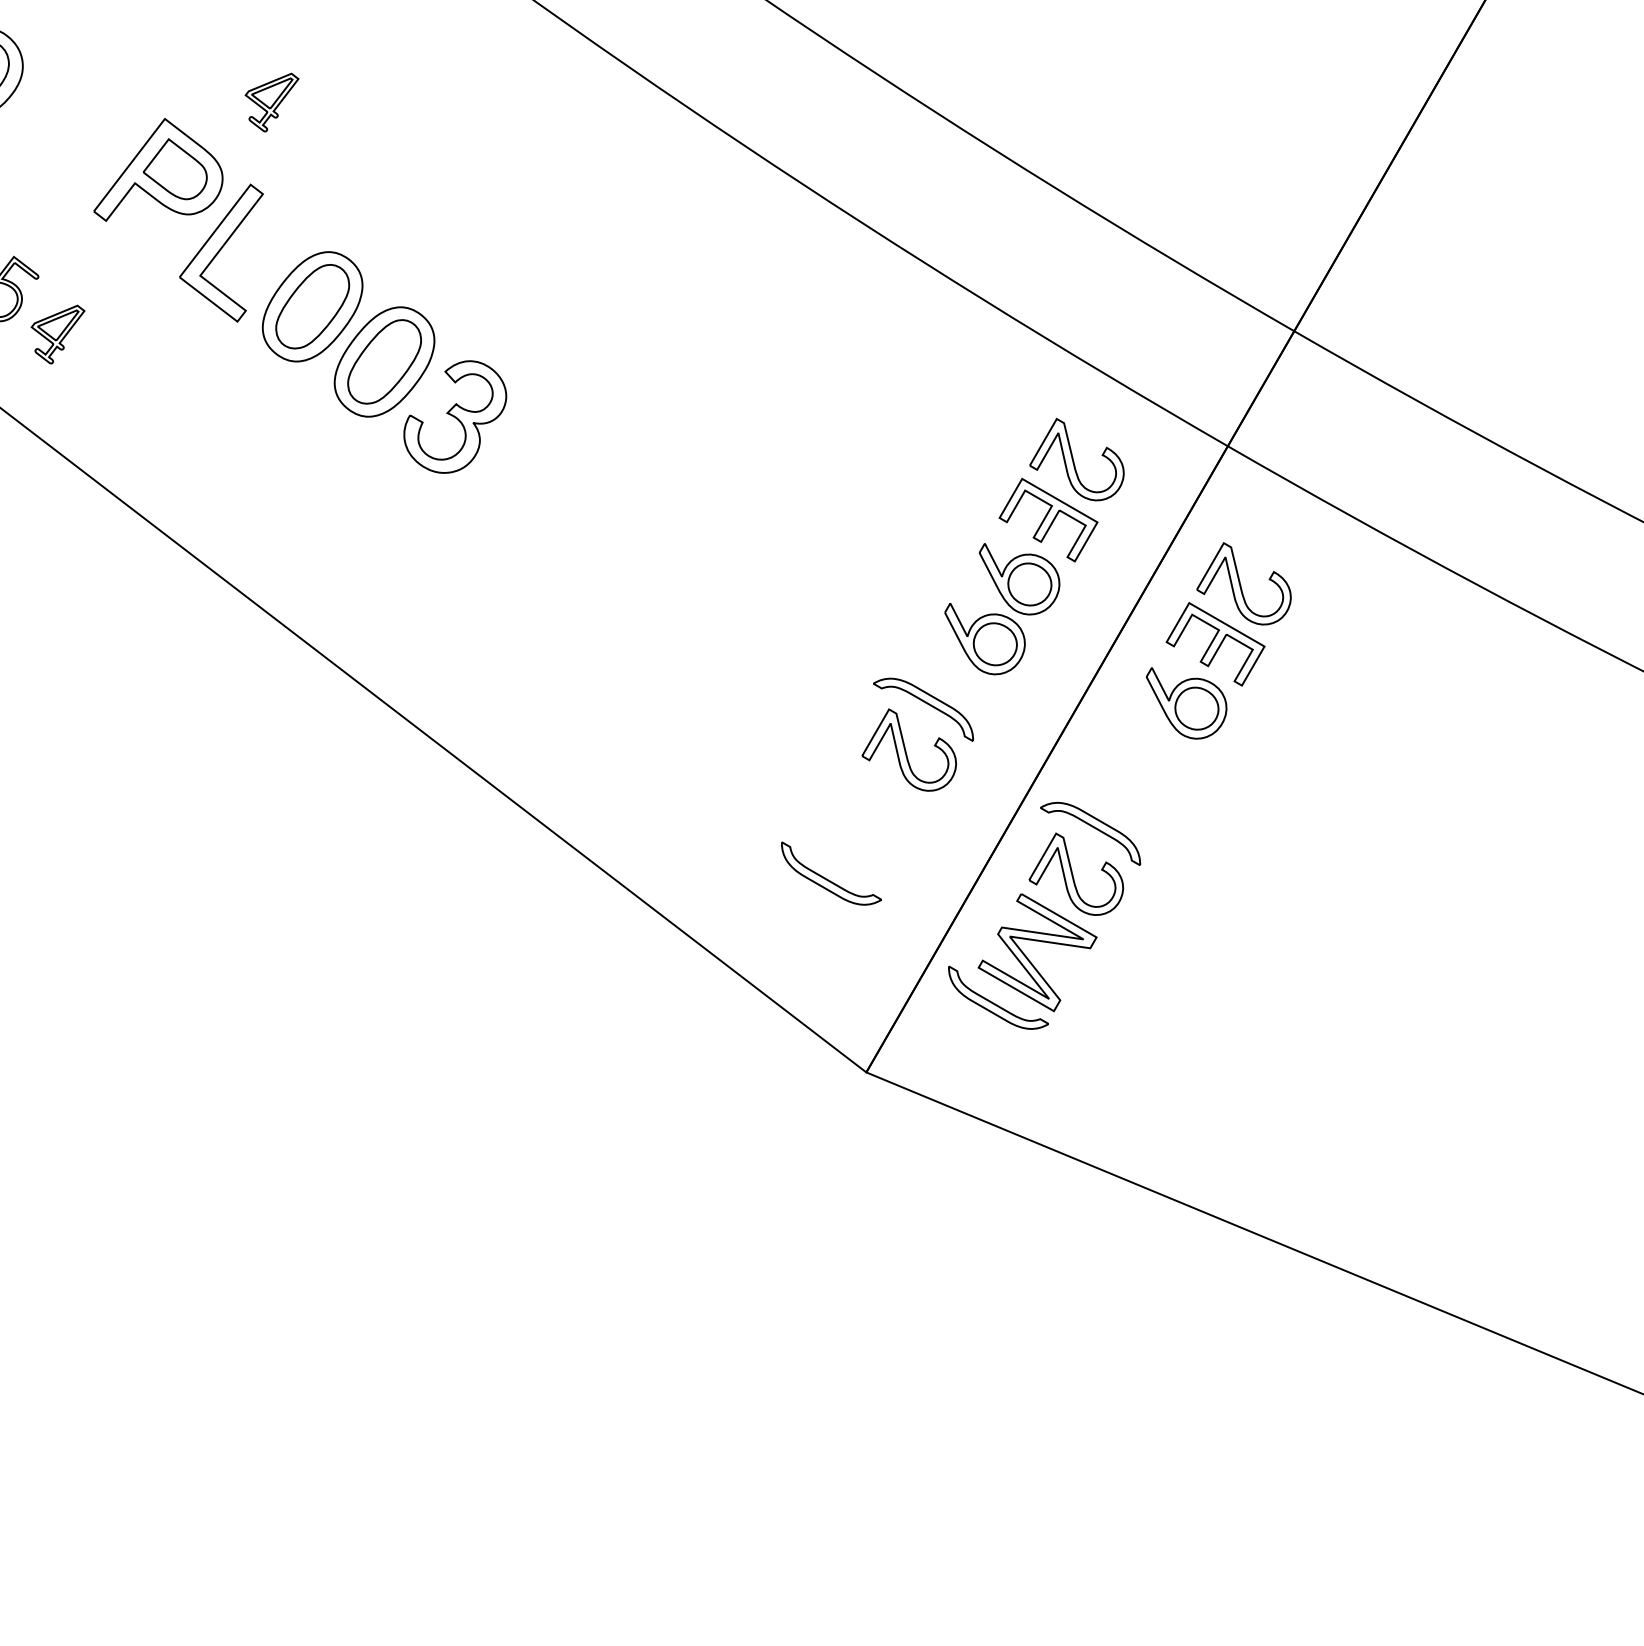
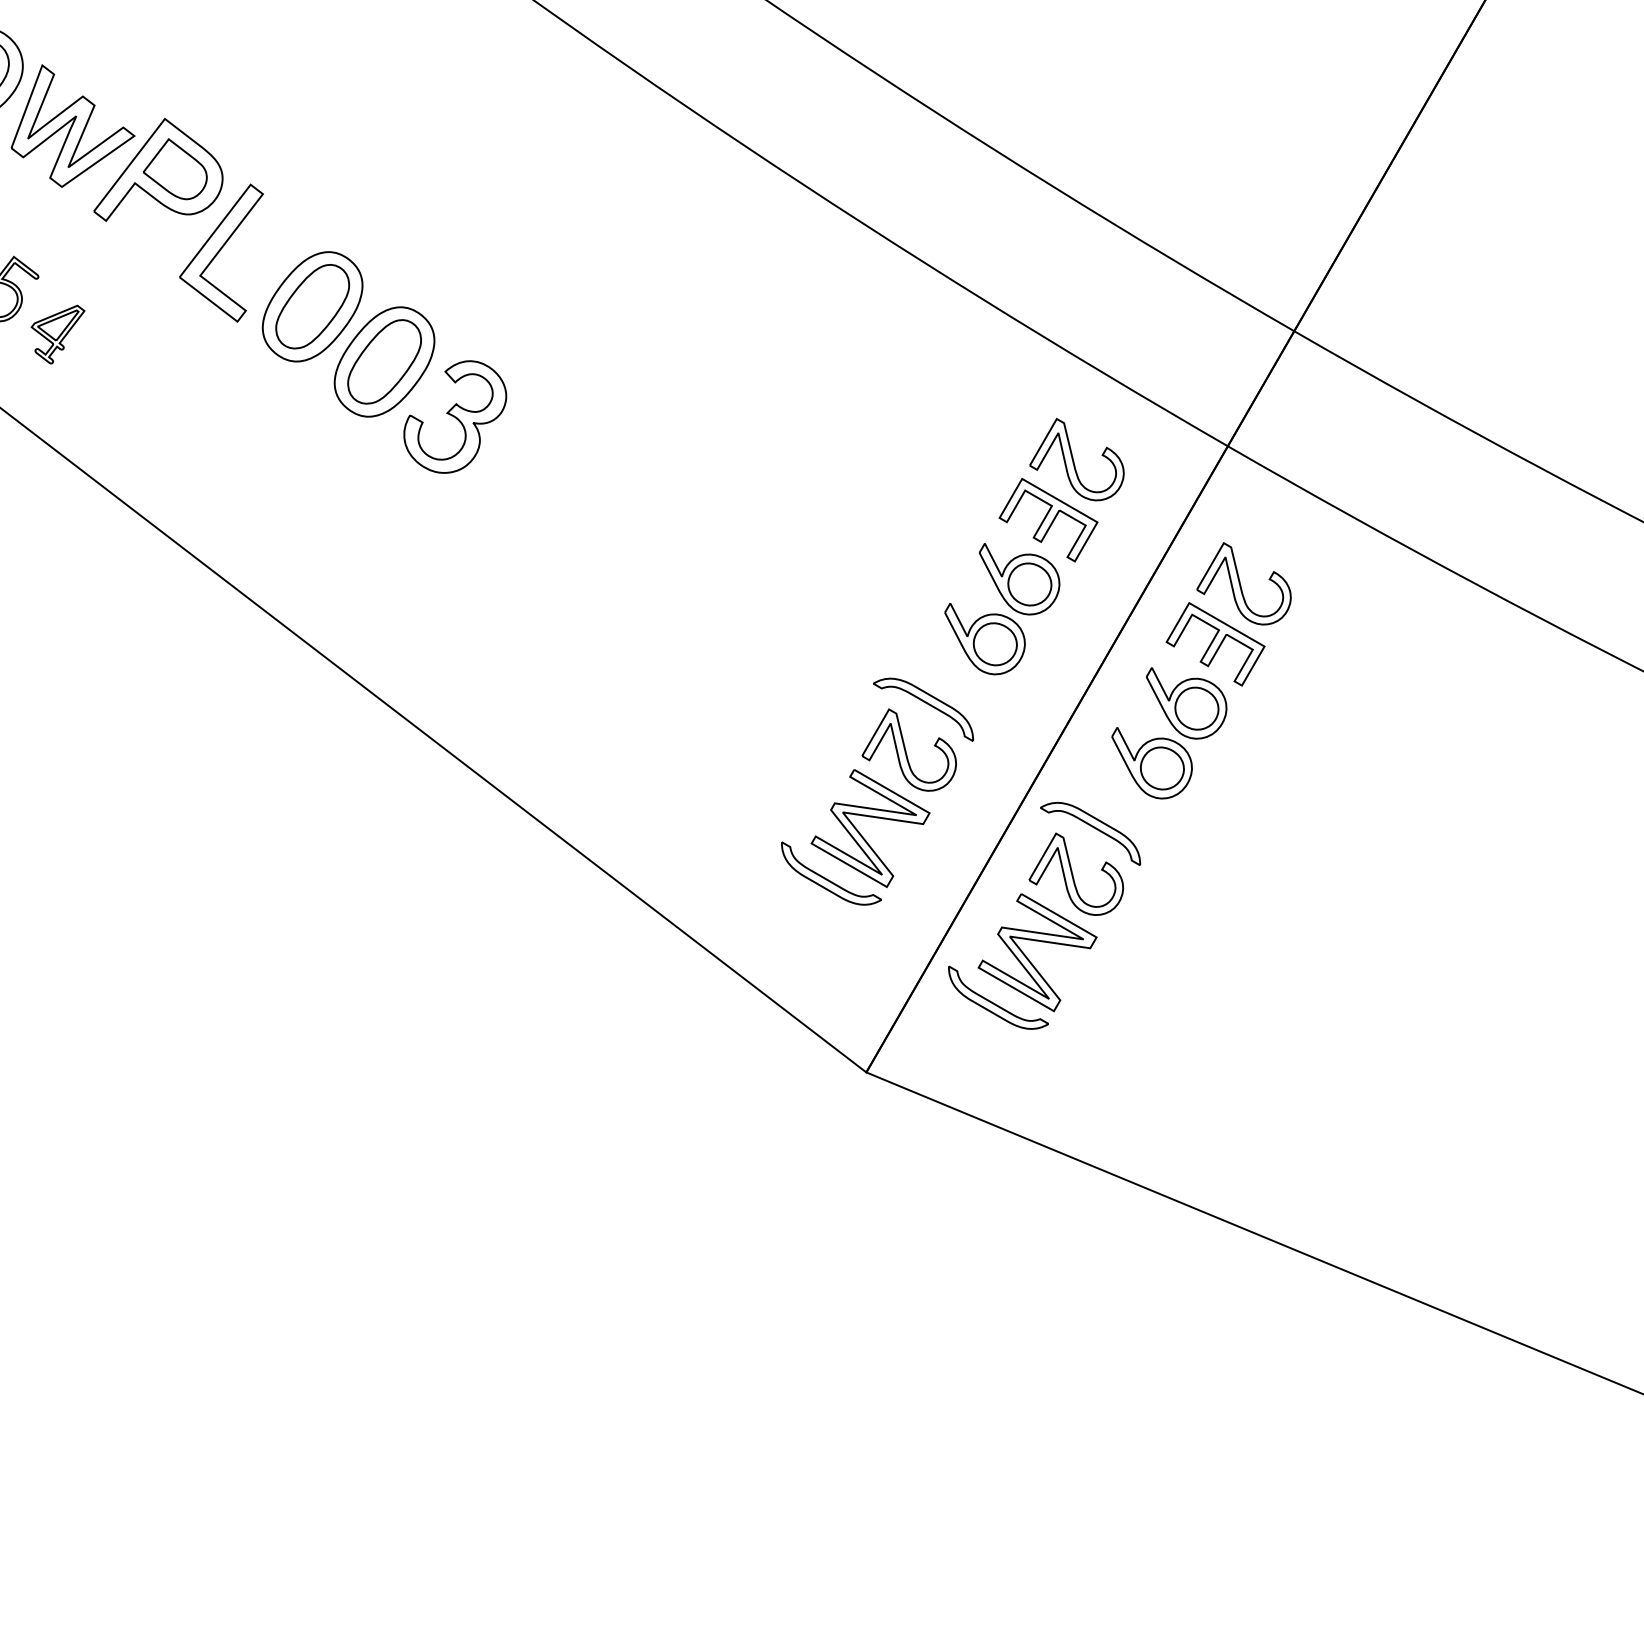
part: present -> none (271, 102)
part: none -> present (72, 125)
part: none -> present (1151, 763)
part: none -> present (862, 835)
